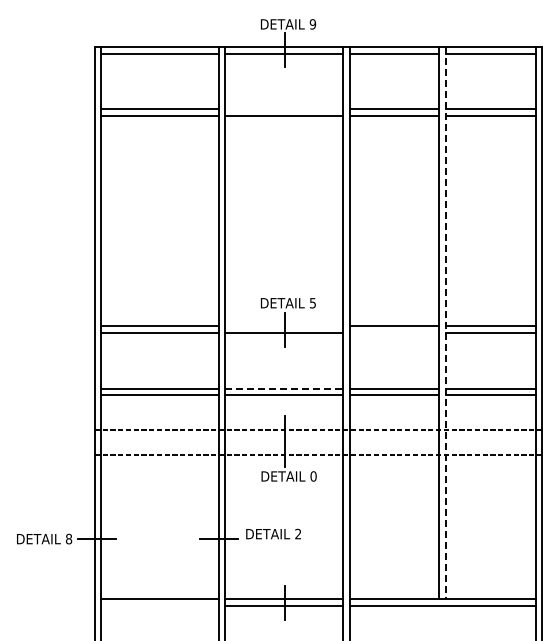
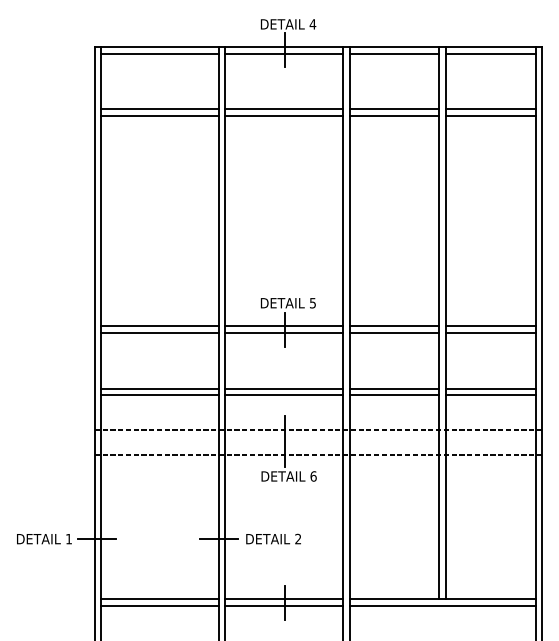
text: 9 -> 4 (312, 24)
line: none -> present (284, 109)
line: dashed -> solid (445, 323)
line: none -> present (284, 326)
line: none -> present (394, 332)
line: dashed -> solid (284, 388)
text: 0 -> 6 (313, 476)
text position: (273, 533) -> (273, 538) (273, 538)
text: 8 -> 1 (68, 538)
line: none -> present (159, 605)
